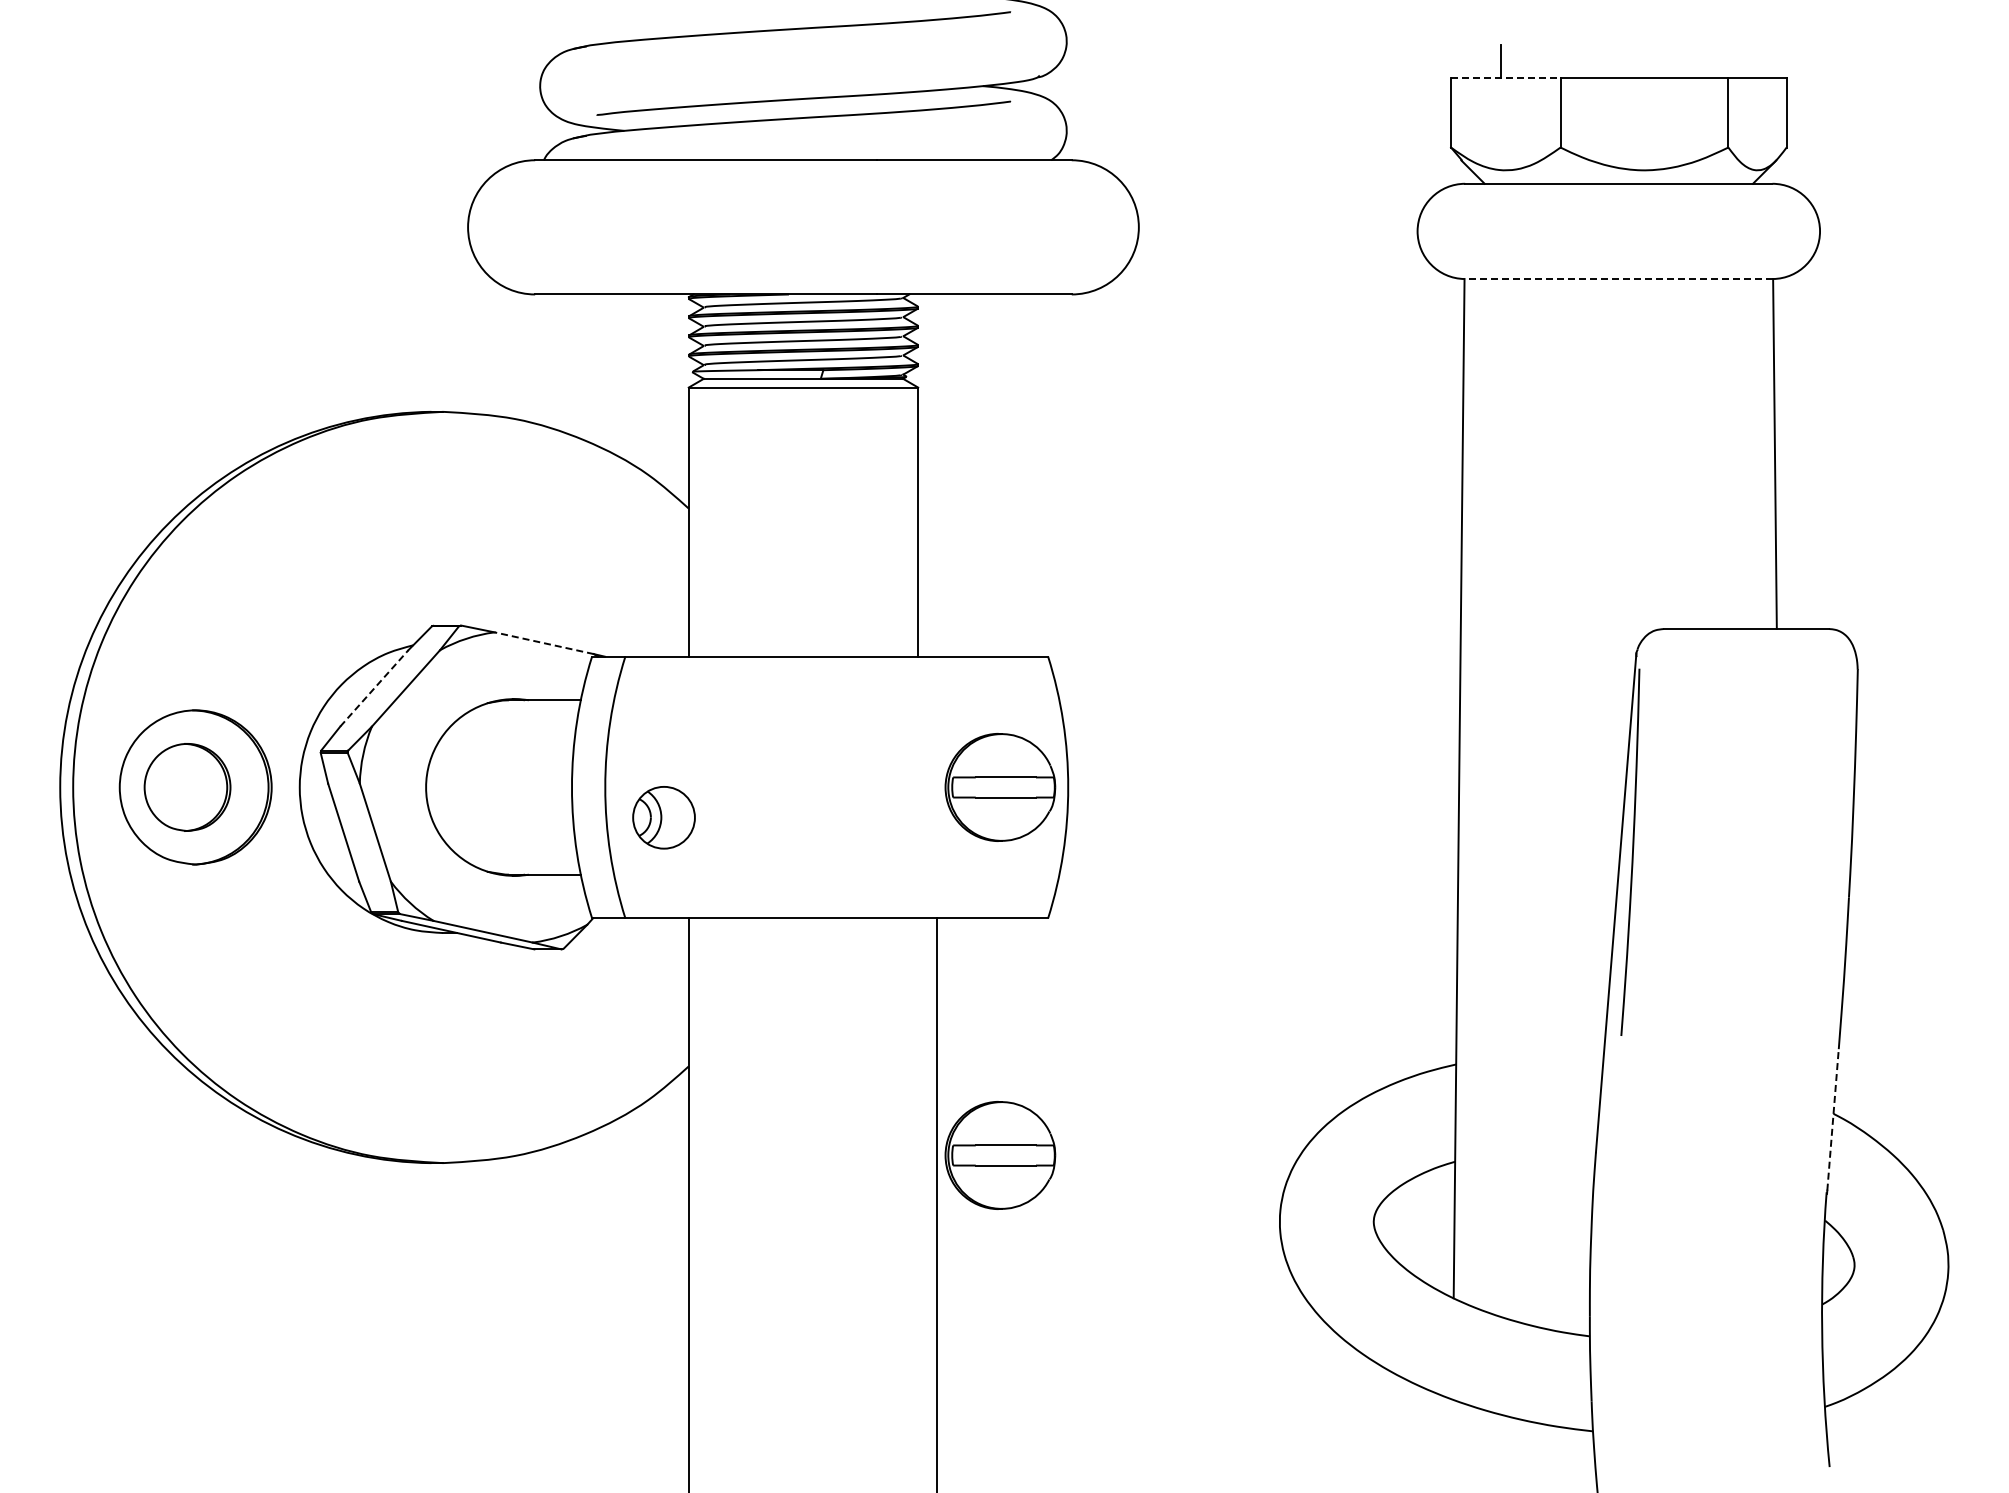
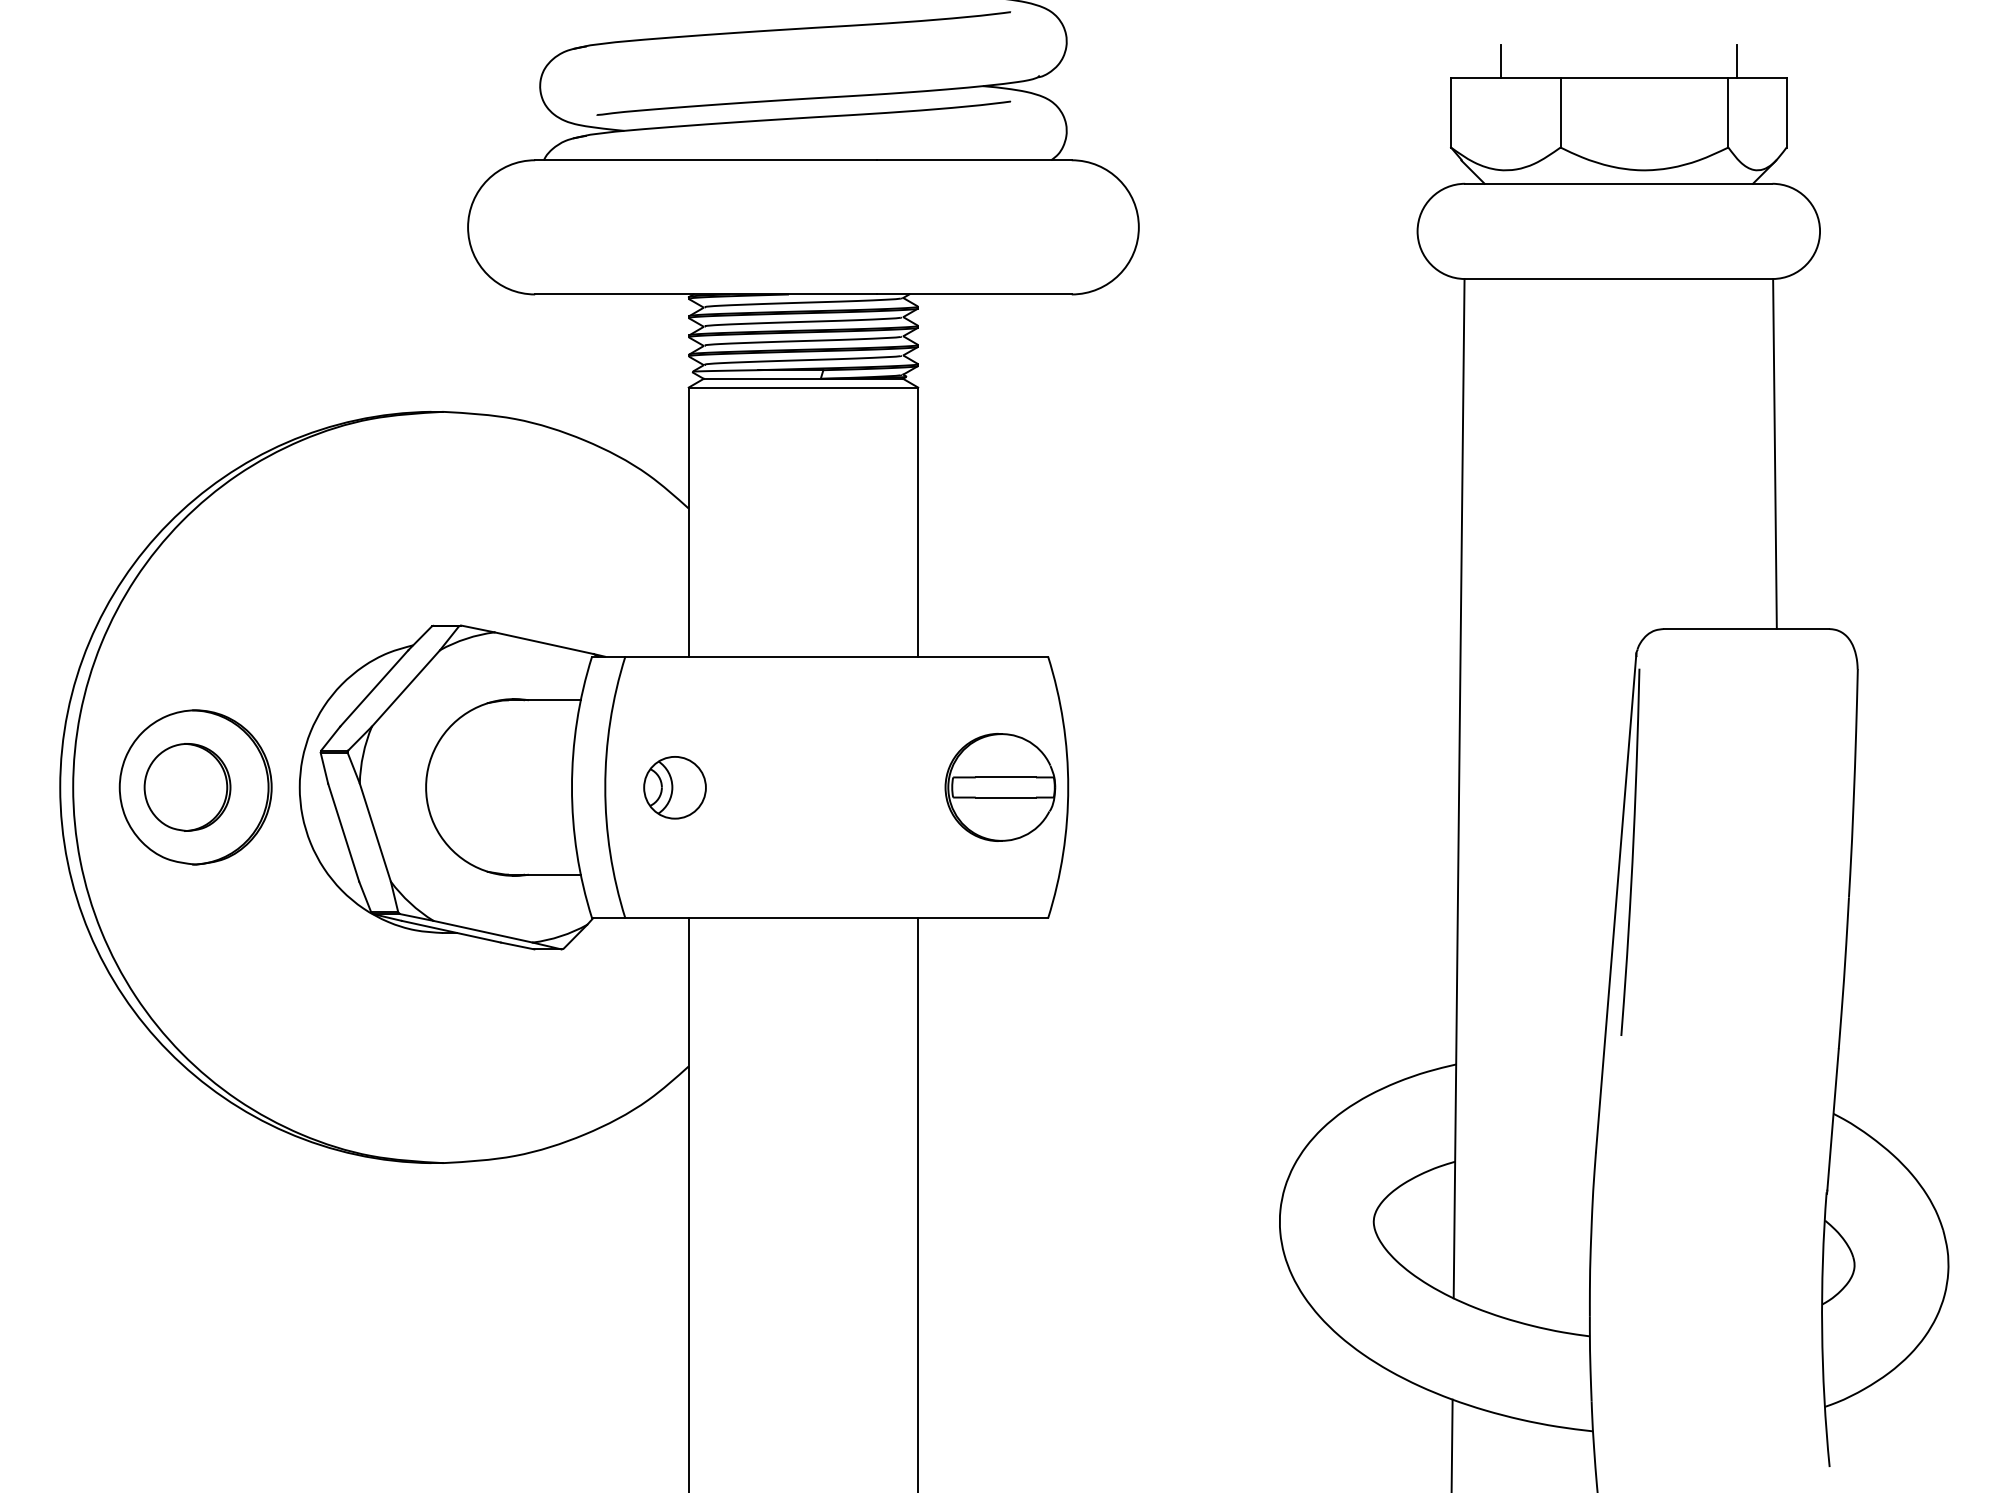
line: none -> present (1736, 61)
line: dashed -> solid (1505, 78)
line: dashed -> solid (1618, 279)
line: dashed -> solid (544, 643)
line: dashed -> solid (374, 688)
part position: (663, 817) -> (674, 787) (674, 787)
line: dashed -> solid (1833, 1119)
part: present -> none (1000, 1155)
line position: (937, 1203) -> (918, 1203) (918, 1203)
line: none -> present (1451, 1444)
